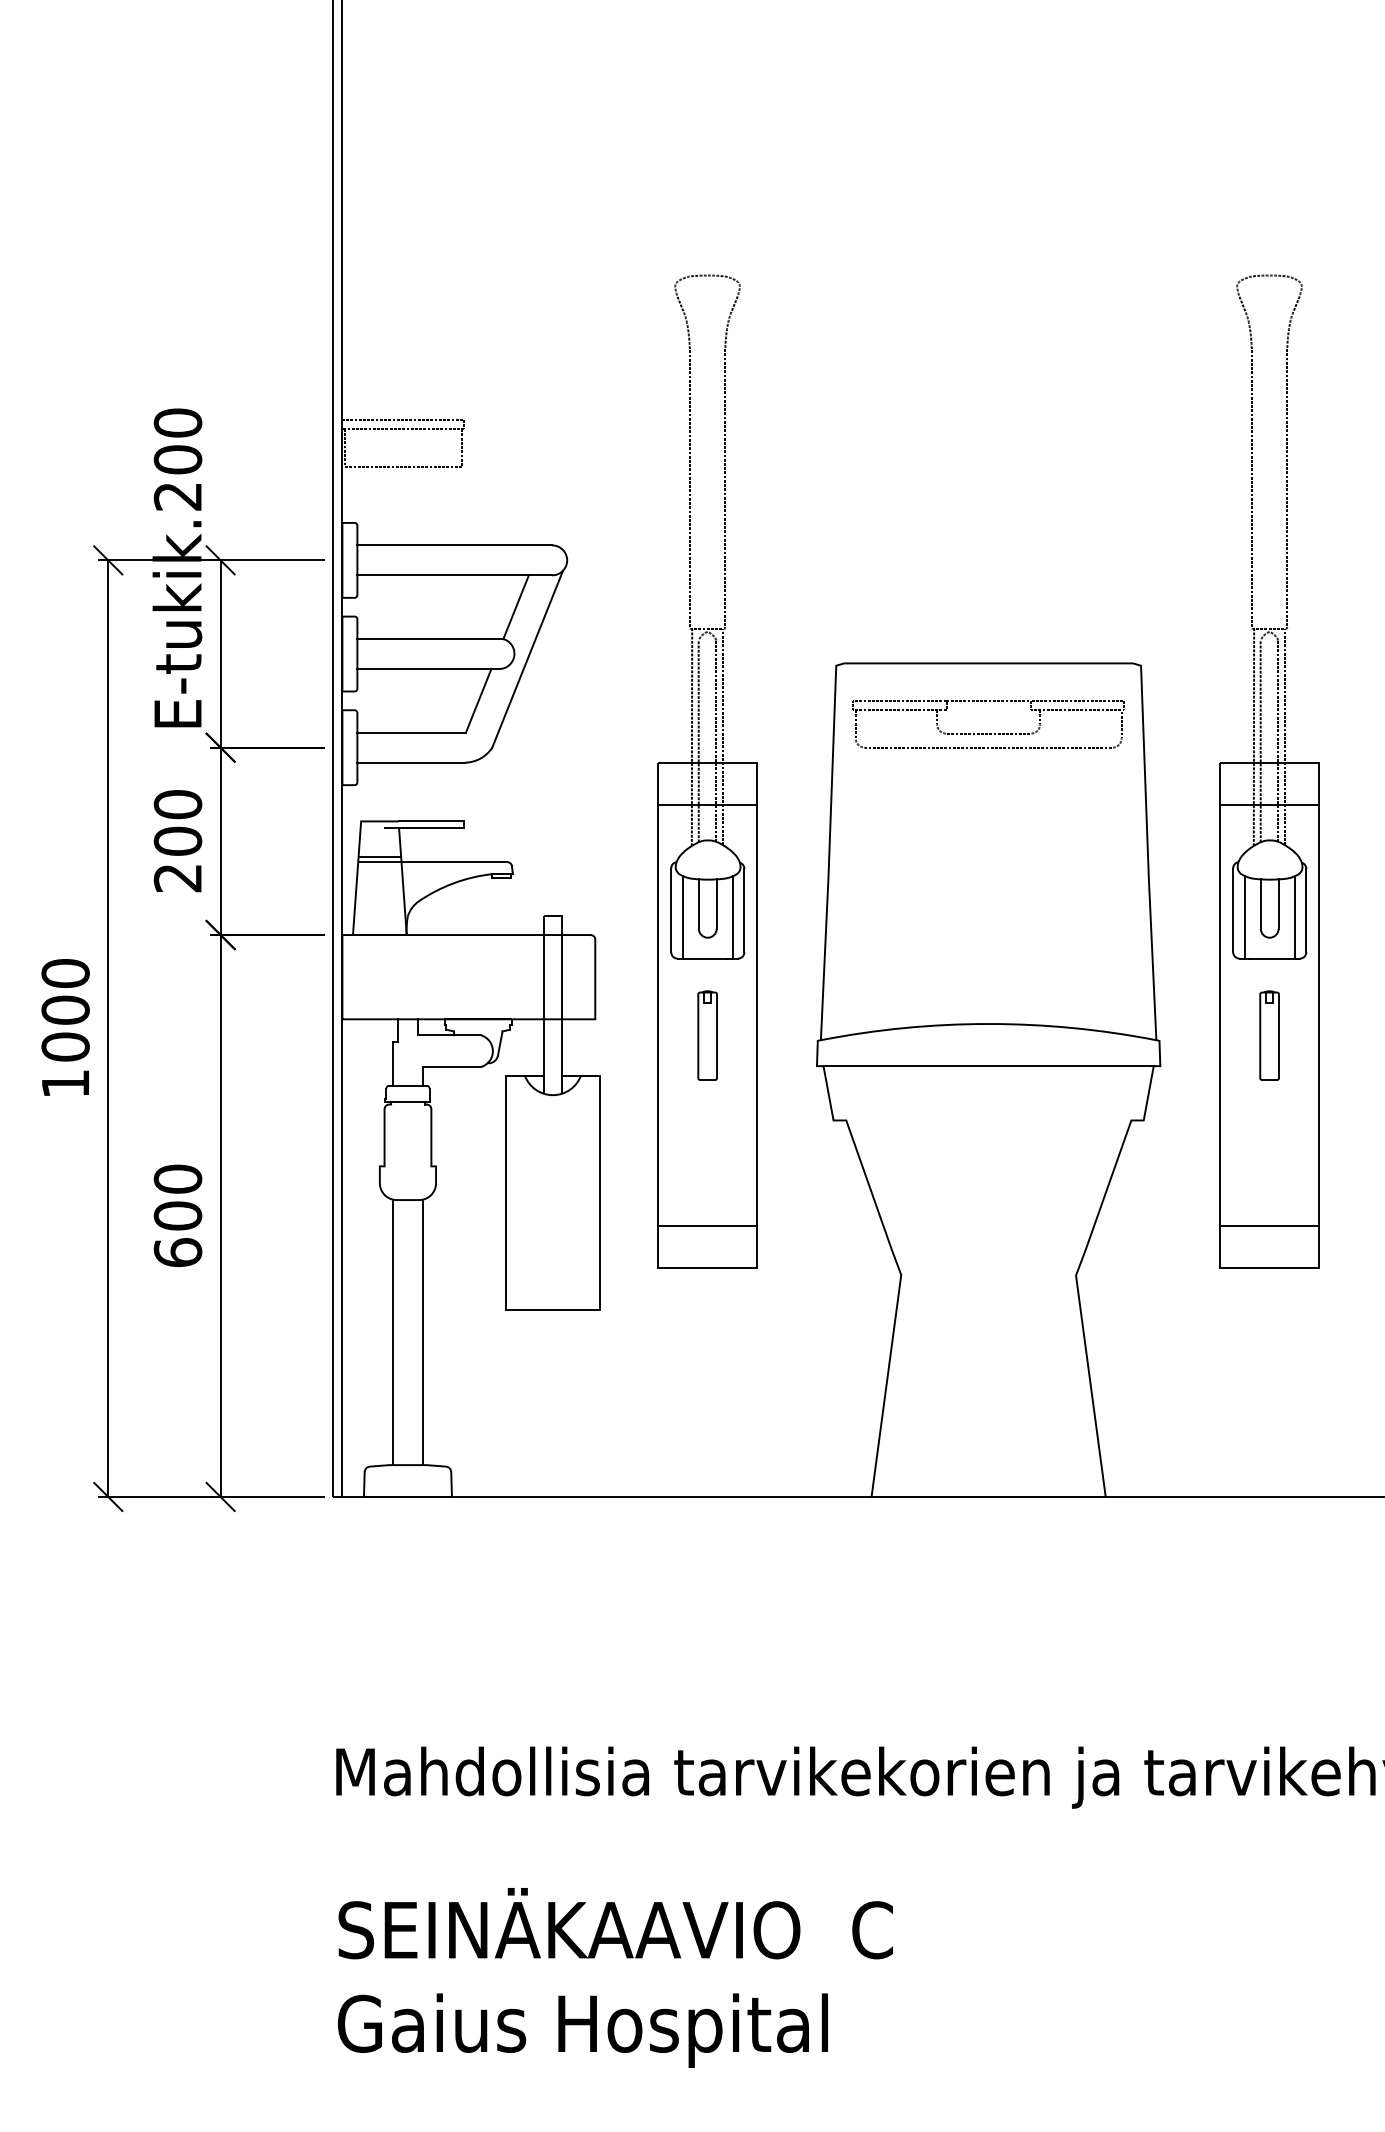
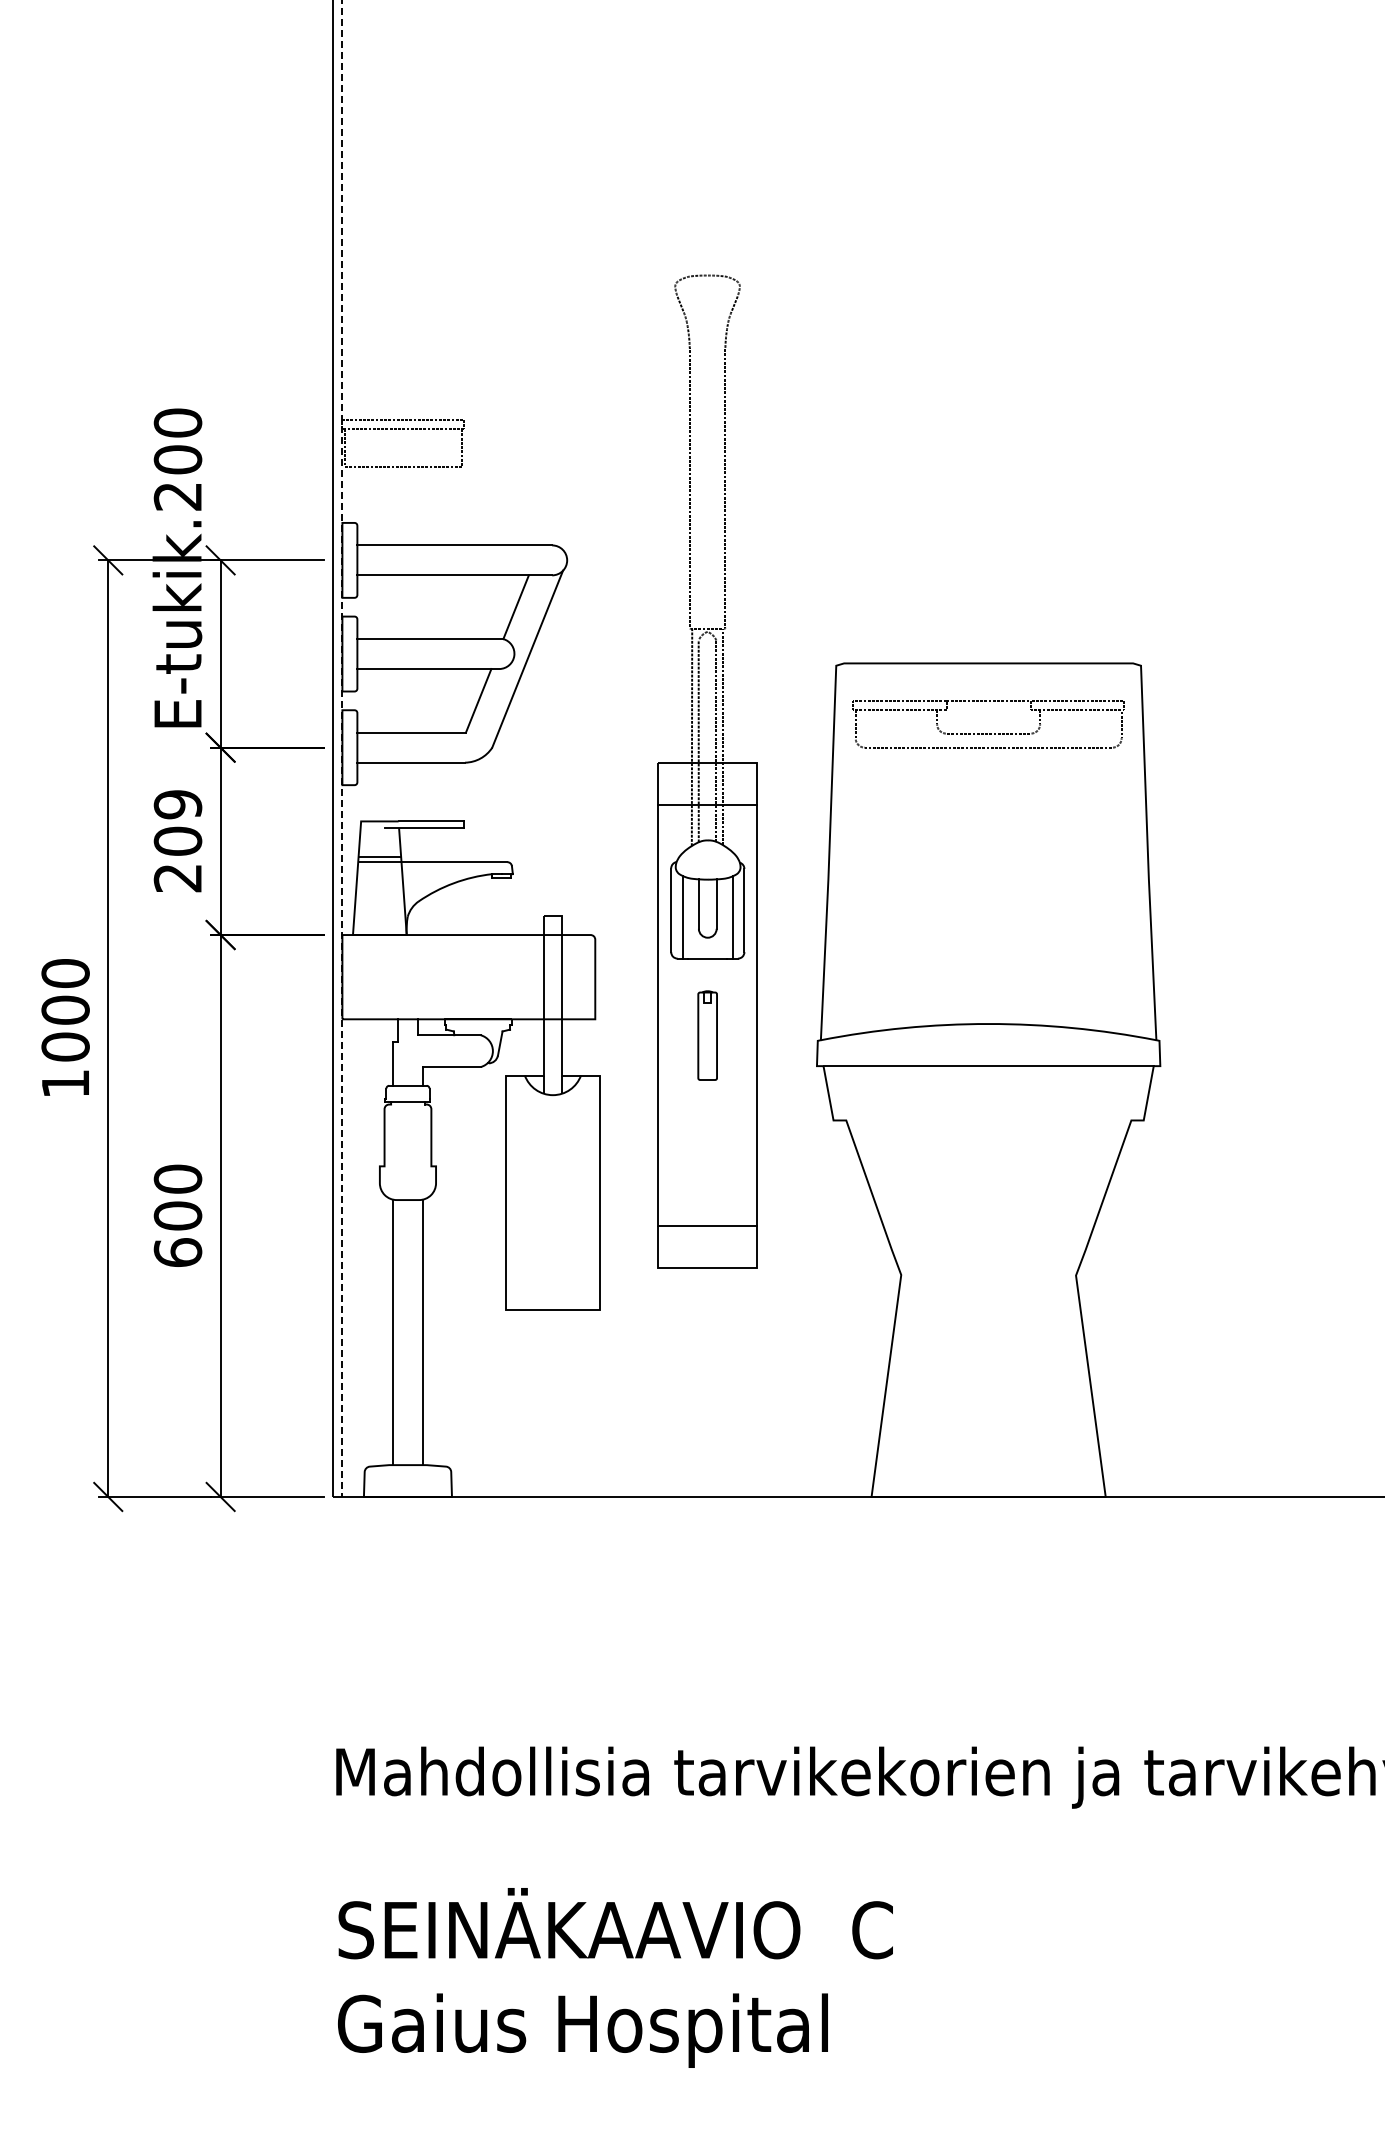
line: solid -> dashed (342, 749)
part: present -> none (1269, 771)
text: 200 -> 209 (178, 804)
